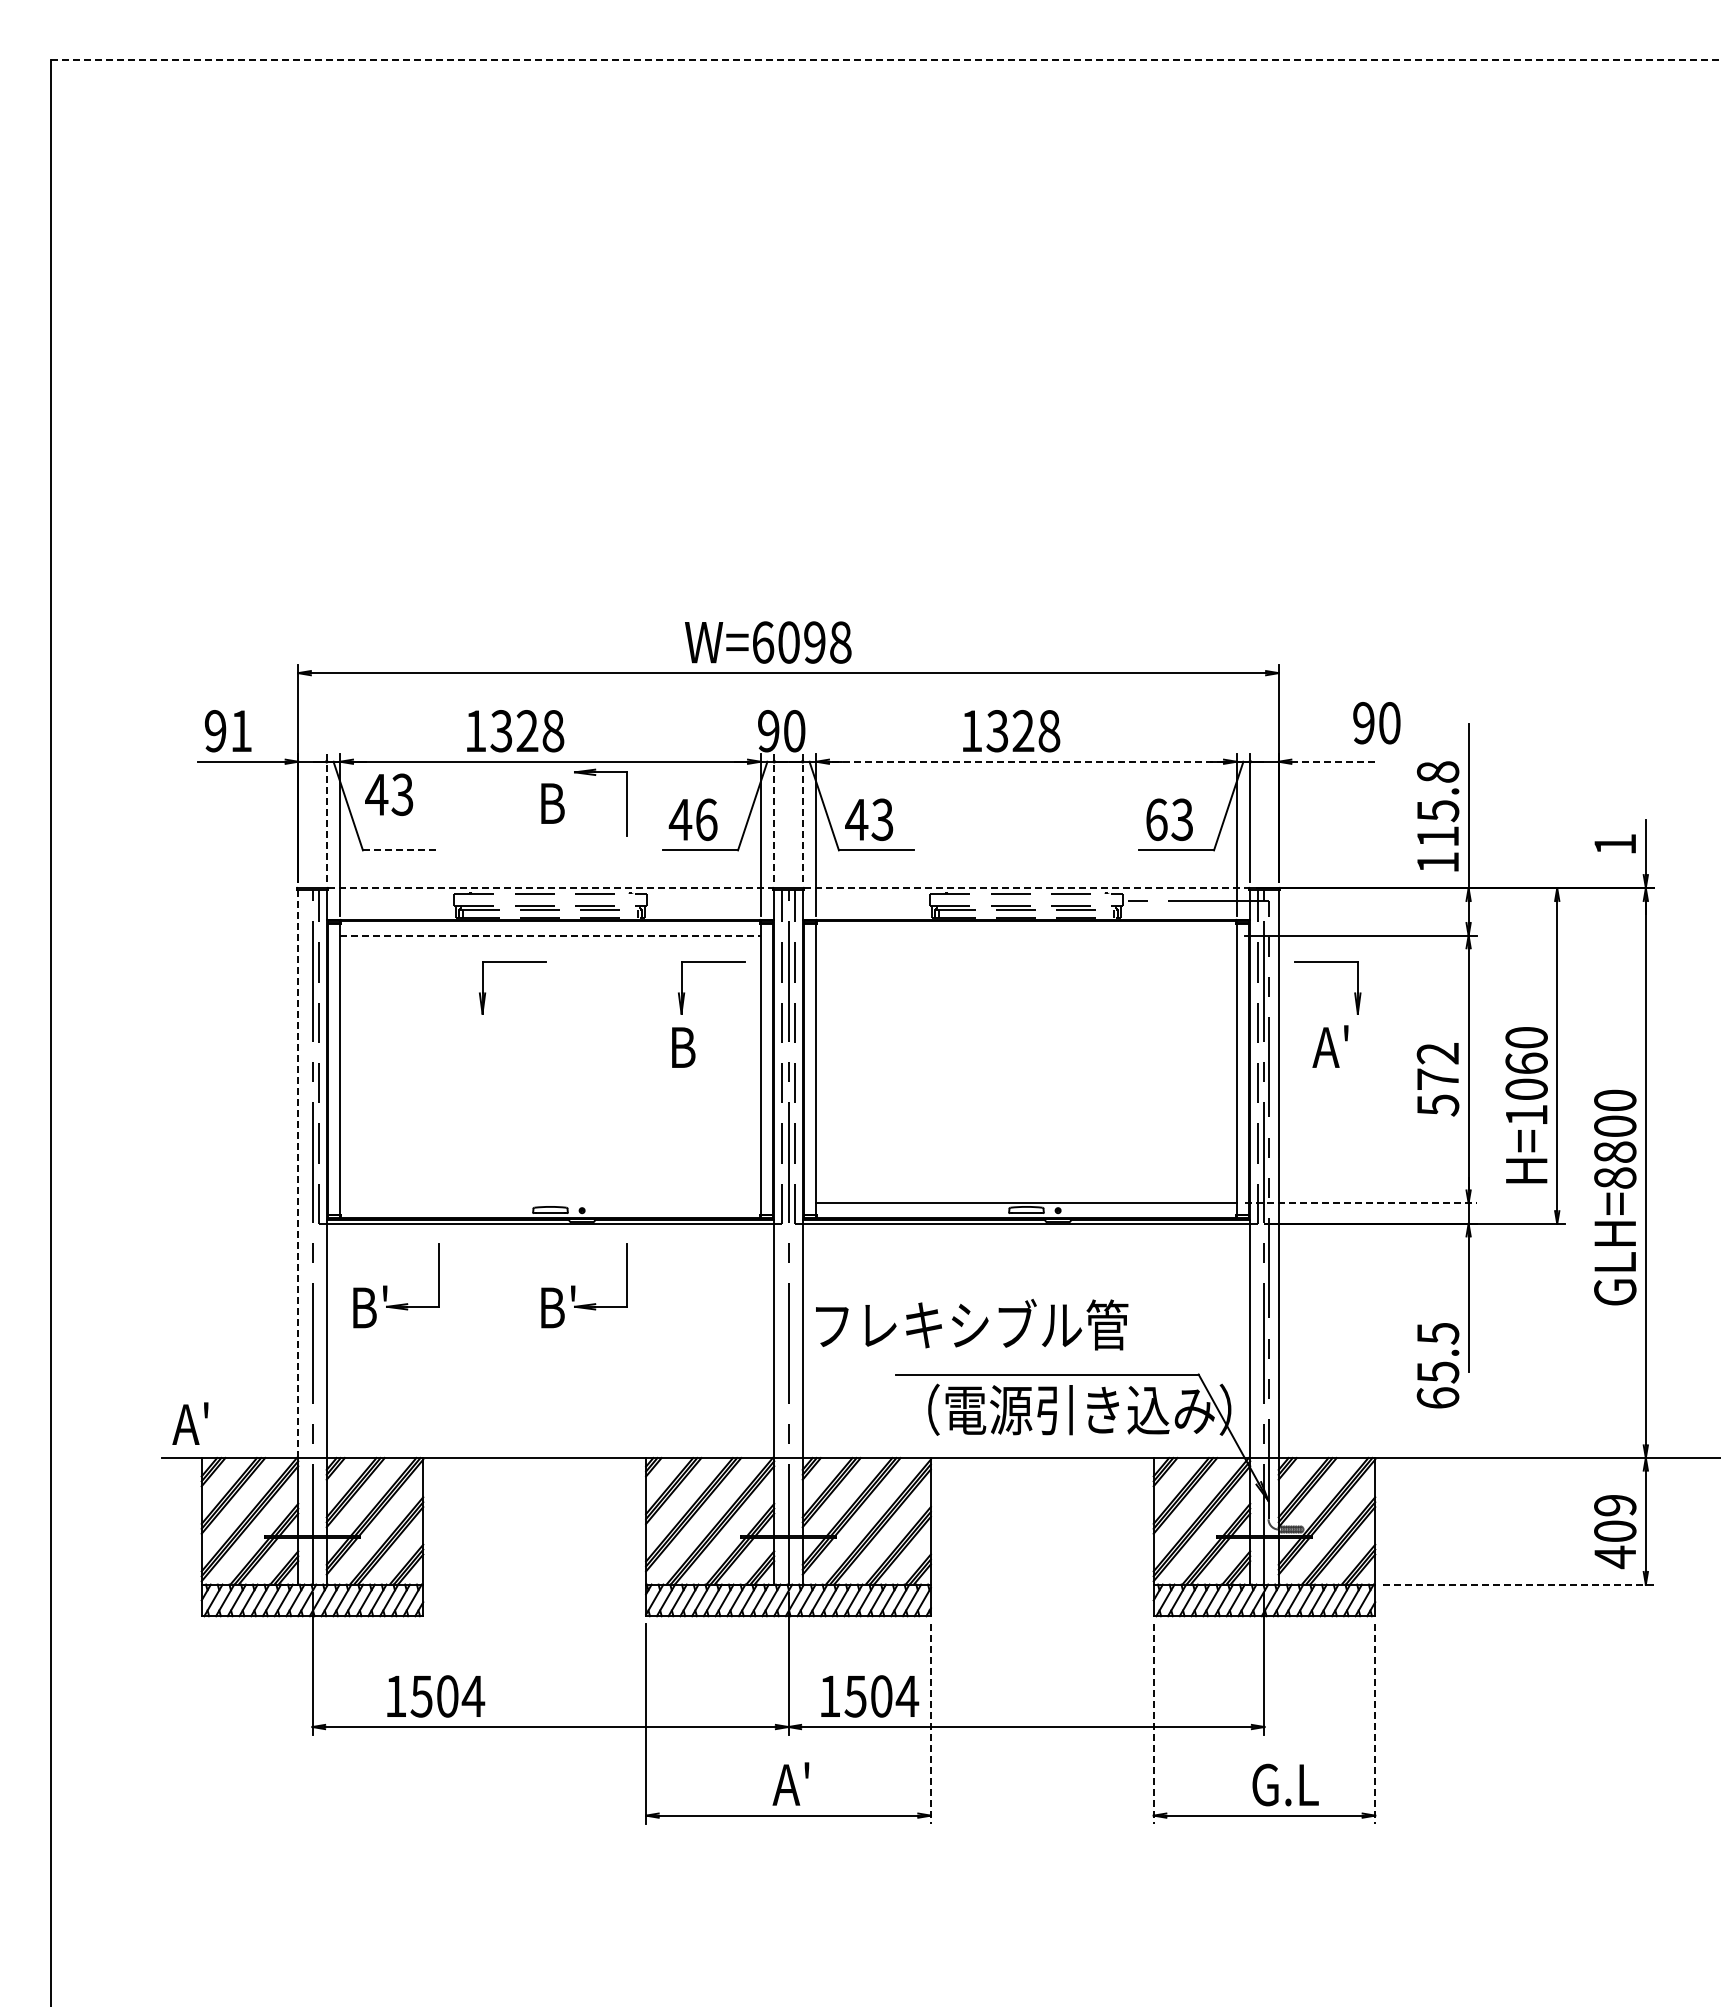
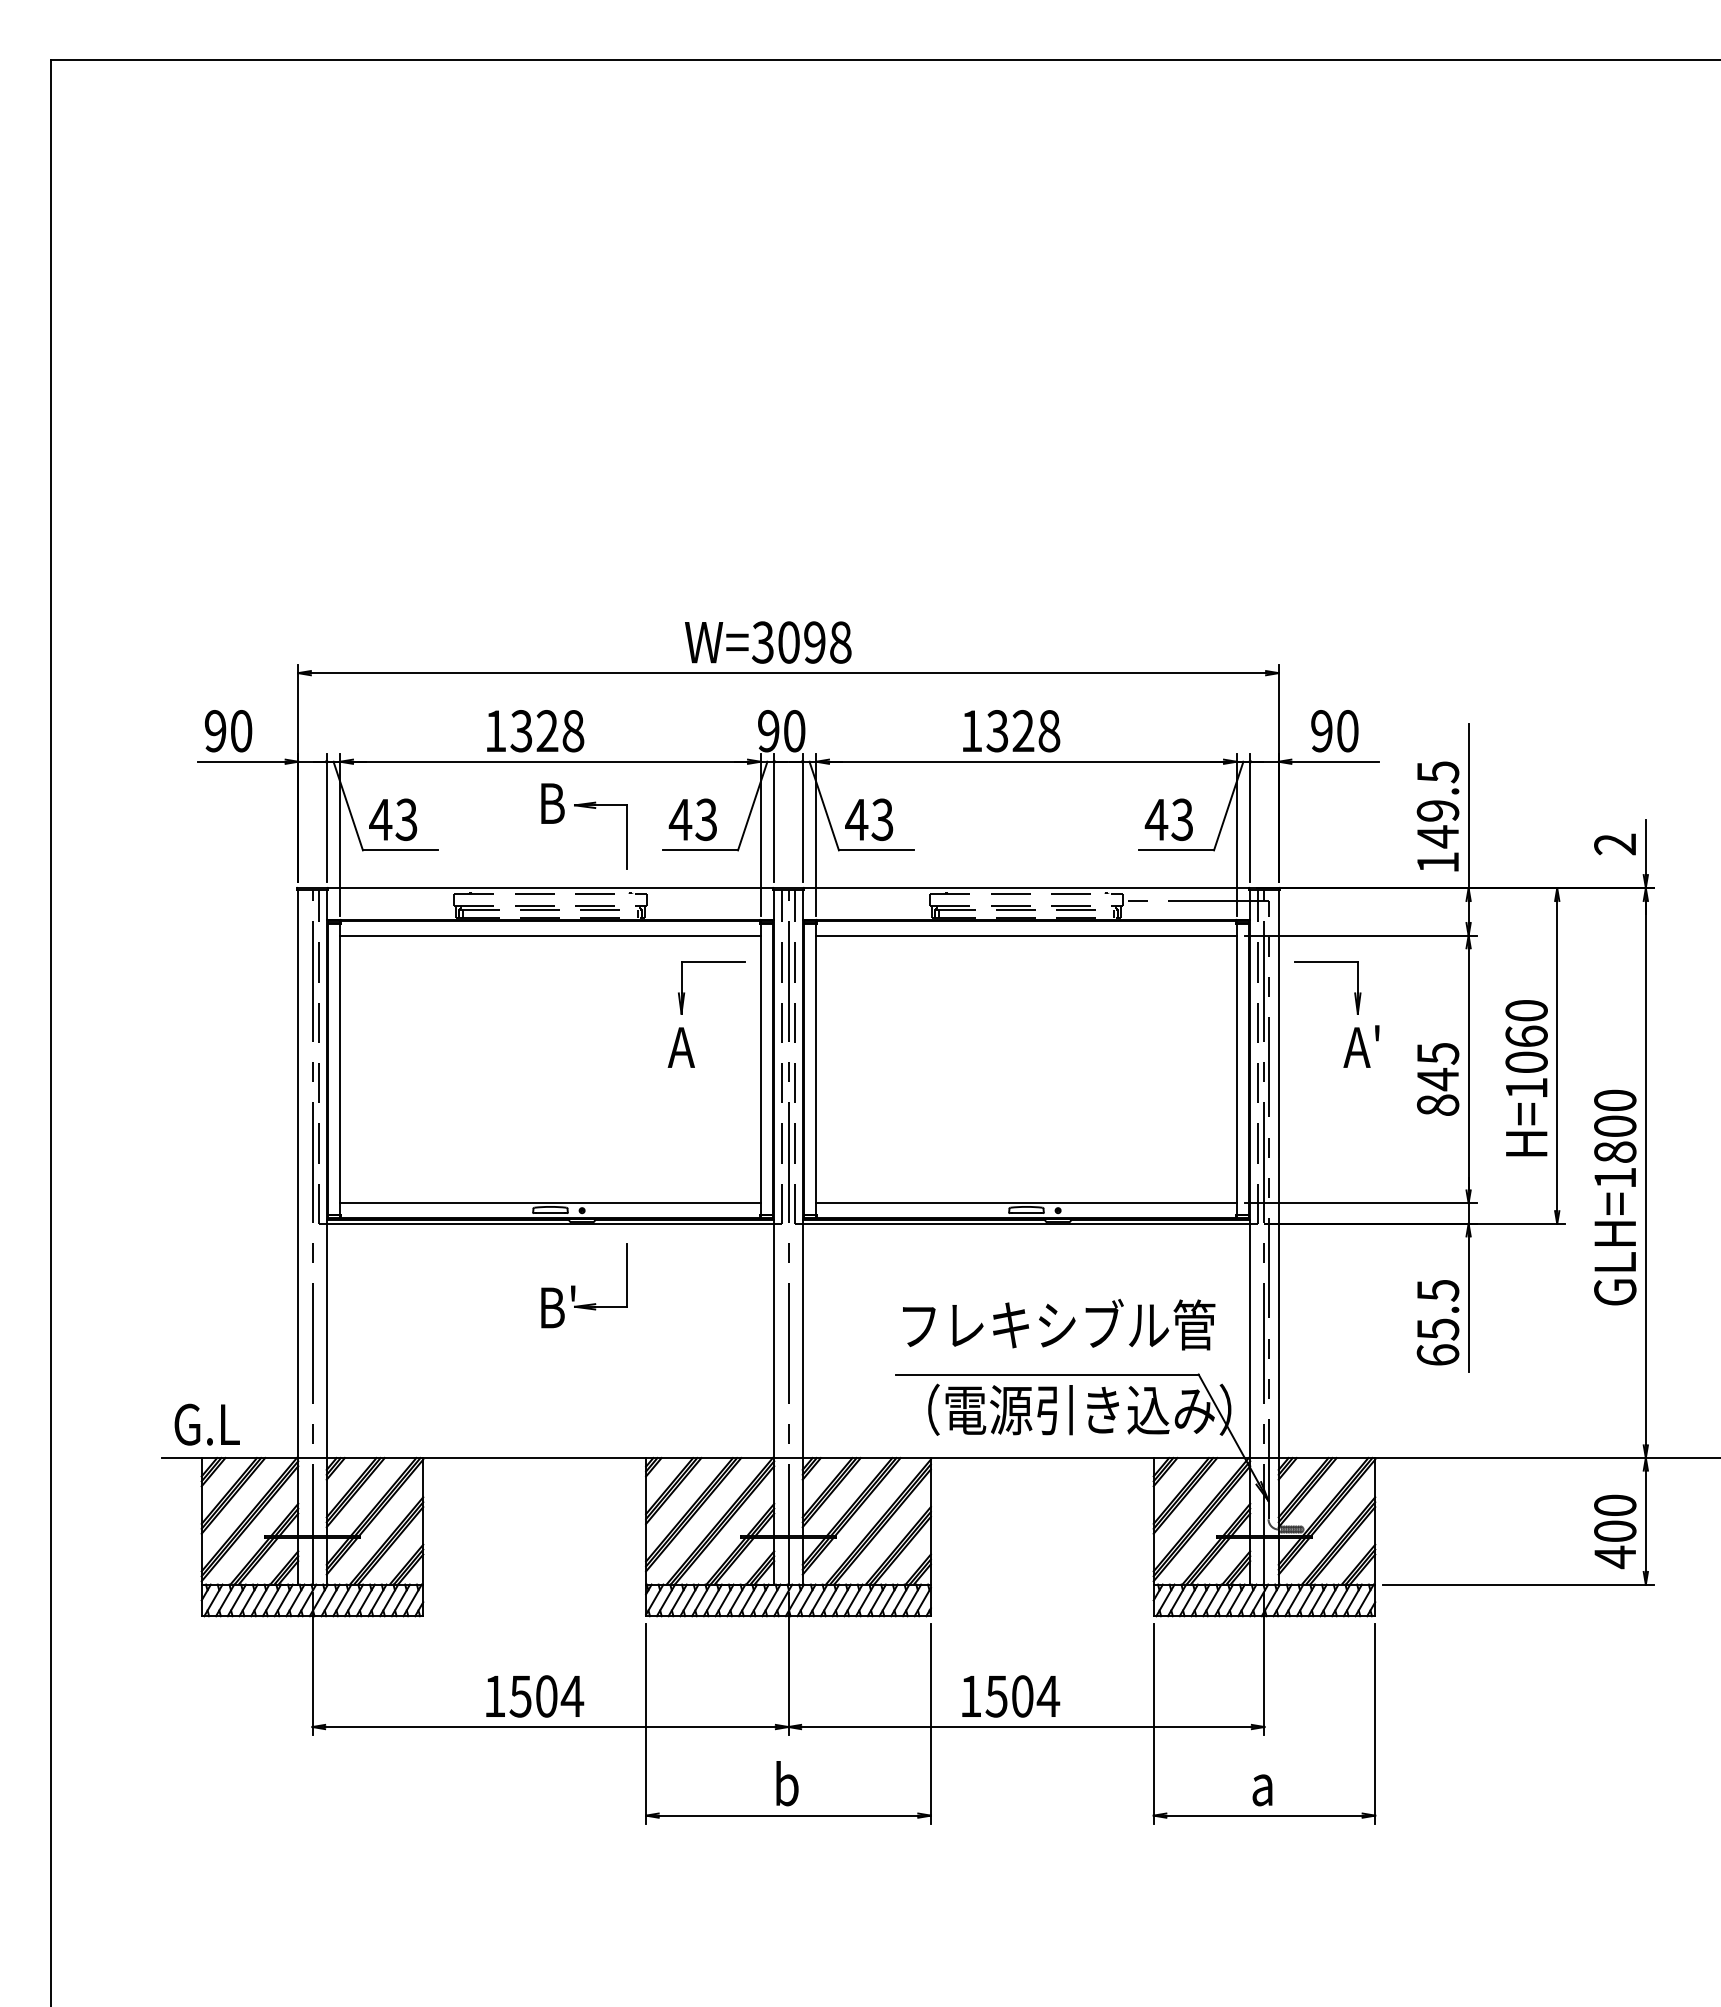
line: dashed -> solid (886, 60)
text: W=6098 -> W=3098 (763, 642)
text position: (1376, 723) -> (1334, 731) (1334, 731)
text: 91 -> 90 (241, 731)
text position: (515, 731) -> (535, 731) (535, 731)
line: dashed -> solid (1025, 761)
line: dashed -> solid (1335, 761)
text position: (389, 794) -> (393, 819) (393, 819)
part position: (626, 802) -> (626, 835) (626, 835)
text: 115.8 -> 149.5 (1437, 804)
line: dashed -> solid (326, 817)
line: dashed -> solid (774, 817)
line: dashed -> solid (802, 817)
text: 46 -> 43 (706, 819)
text: 63 -> 43 (1156, 819)
text: 1 -> 2 (1614, 844)
line: dashed -> solid (400, 850)
line: dashed -> solid (550, 888)
line: dashed -> solid (1026, 888)
line: dashed -> solid (551, 935)
line: none -> present (1026, 935)
part: present -> none (512, 962)
text position: (1330, 1046) -> (1361, 1046) (1361, 1046)
text: B -> A (681, 1047)
text: 572 -> 845 (1437, 1079)
text position: (1526, 1105) -> (1526, 1078) (1526, 1078)
line: dashed -> solid (298, 1174)
text: GLH=8800 -> GLH=1800 (1615, 1177)
line: none -> present (550, 1203)
line: dashed -> solid (1360, 1203)
part: present -> none (387, 1285)
text position: (972, 1324) -> (1059, 1324) (1059, 1324)
text position: (1437, 1365) -> (1437, 1322) (1437, 1322)
text: A' -> G.L (205, 1423)
text: 409 -> 400 (1615, 1505)
line: dashed -> solid (1518, 1584)
text position: (436, 1696) -> (535, 1696) (535, 1696)
text position: (870, 1696) -> (1011, 1696) (1011, 1696)
line: dashed -> solid (930, 1723)
line: dashed -> solid (1153, 1723)
line: dashed -> solid (1375, 1723)
text: A' -> b (790, 1783)
text: G.L -> a (1285, 1784)
